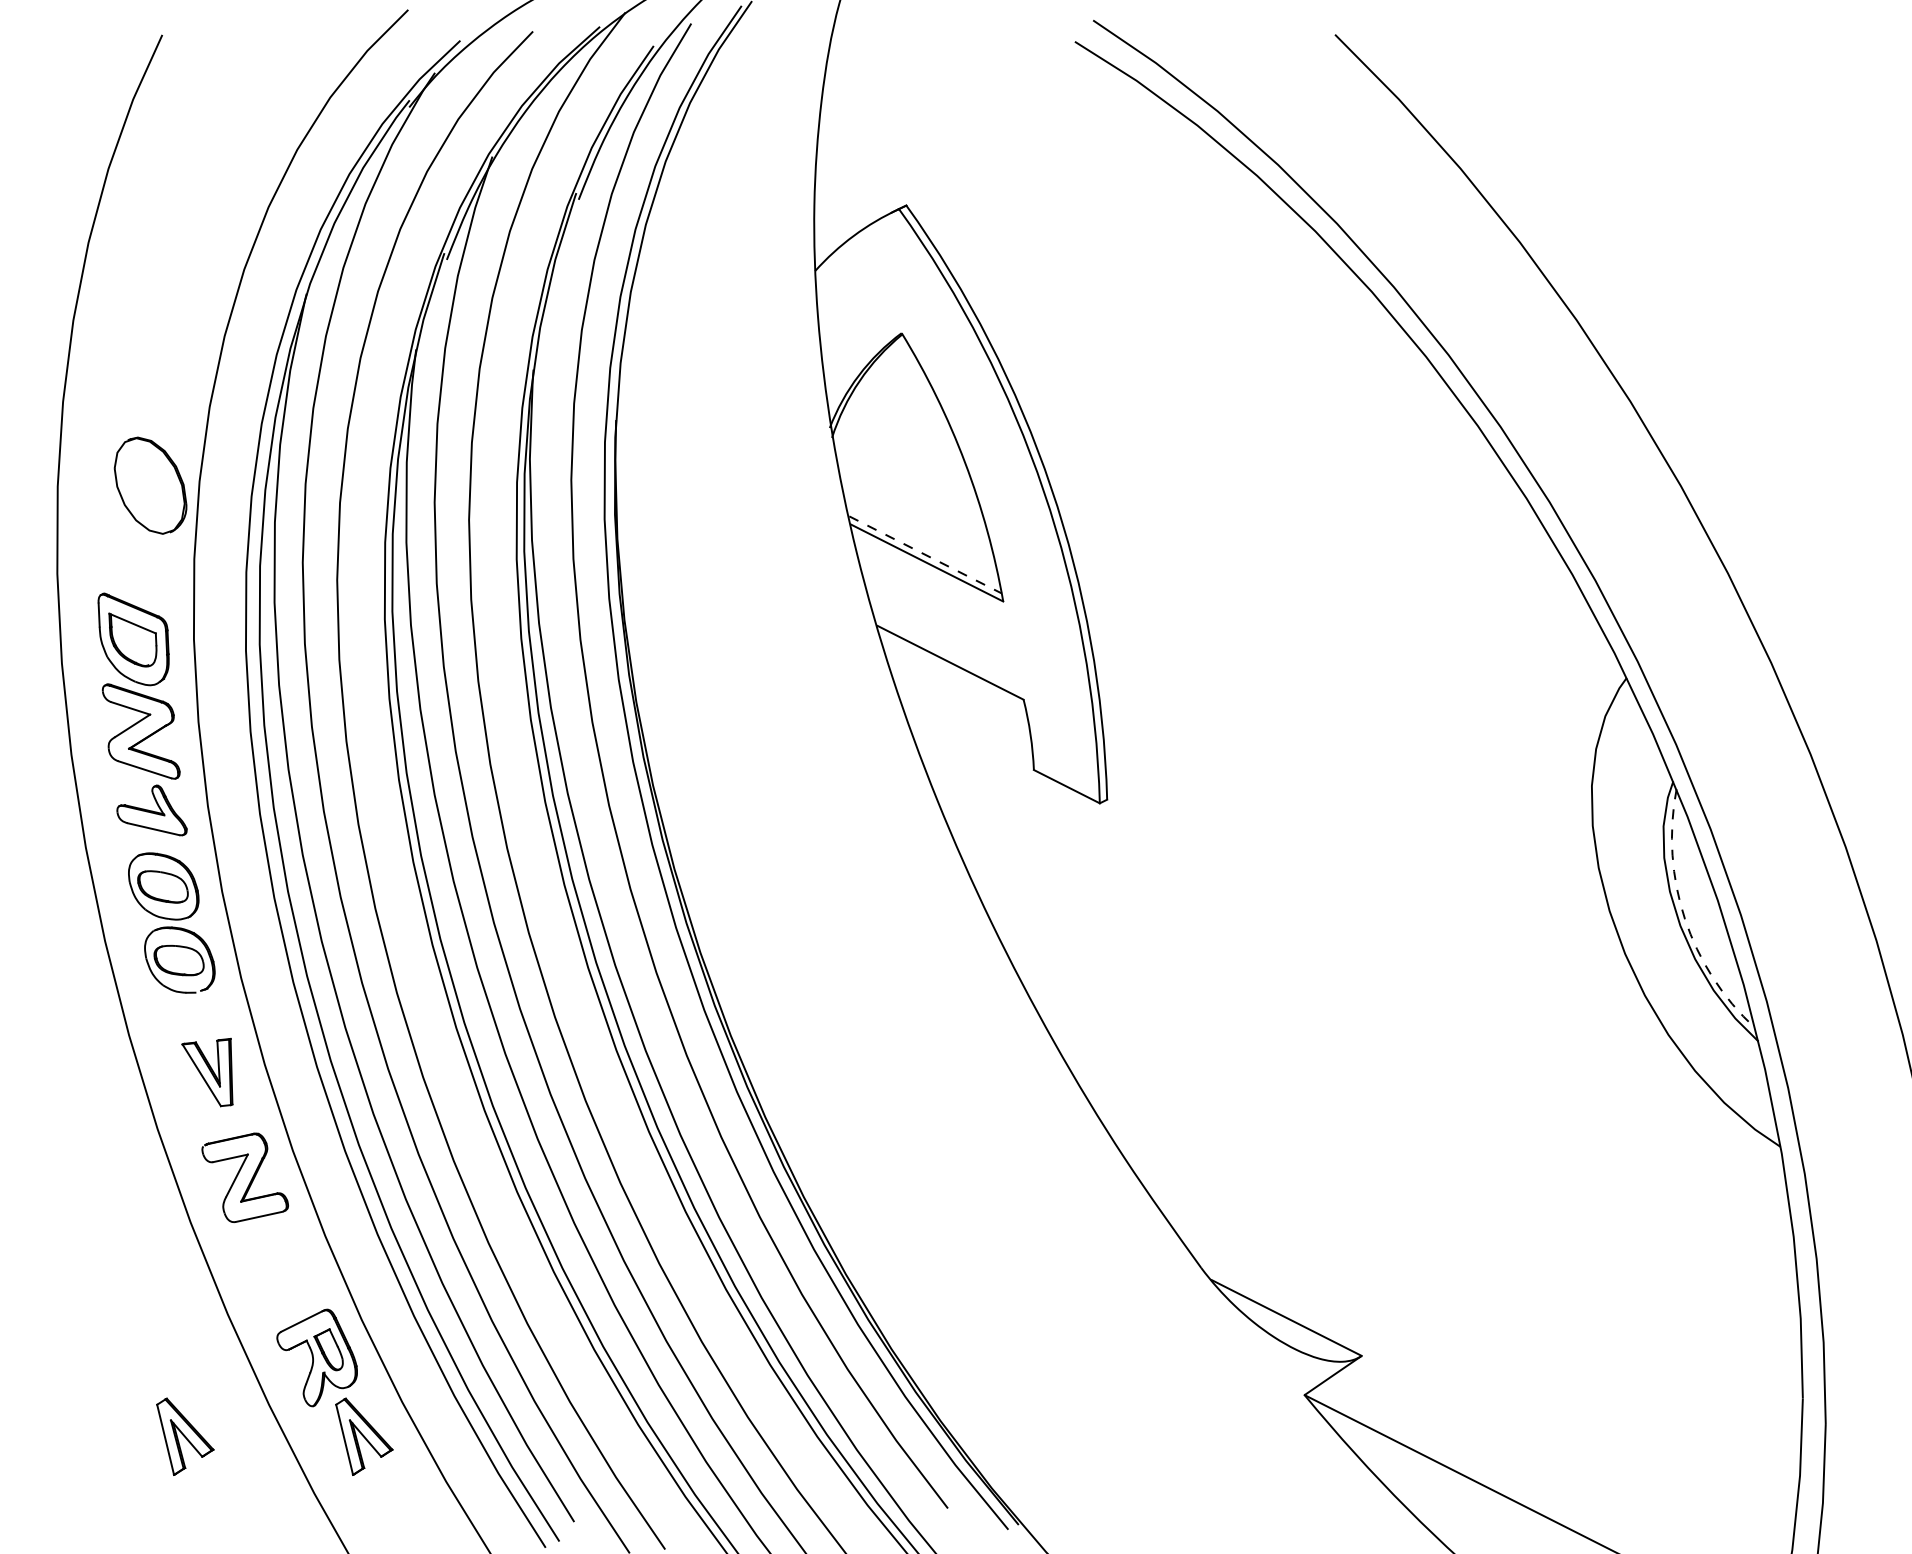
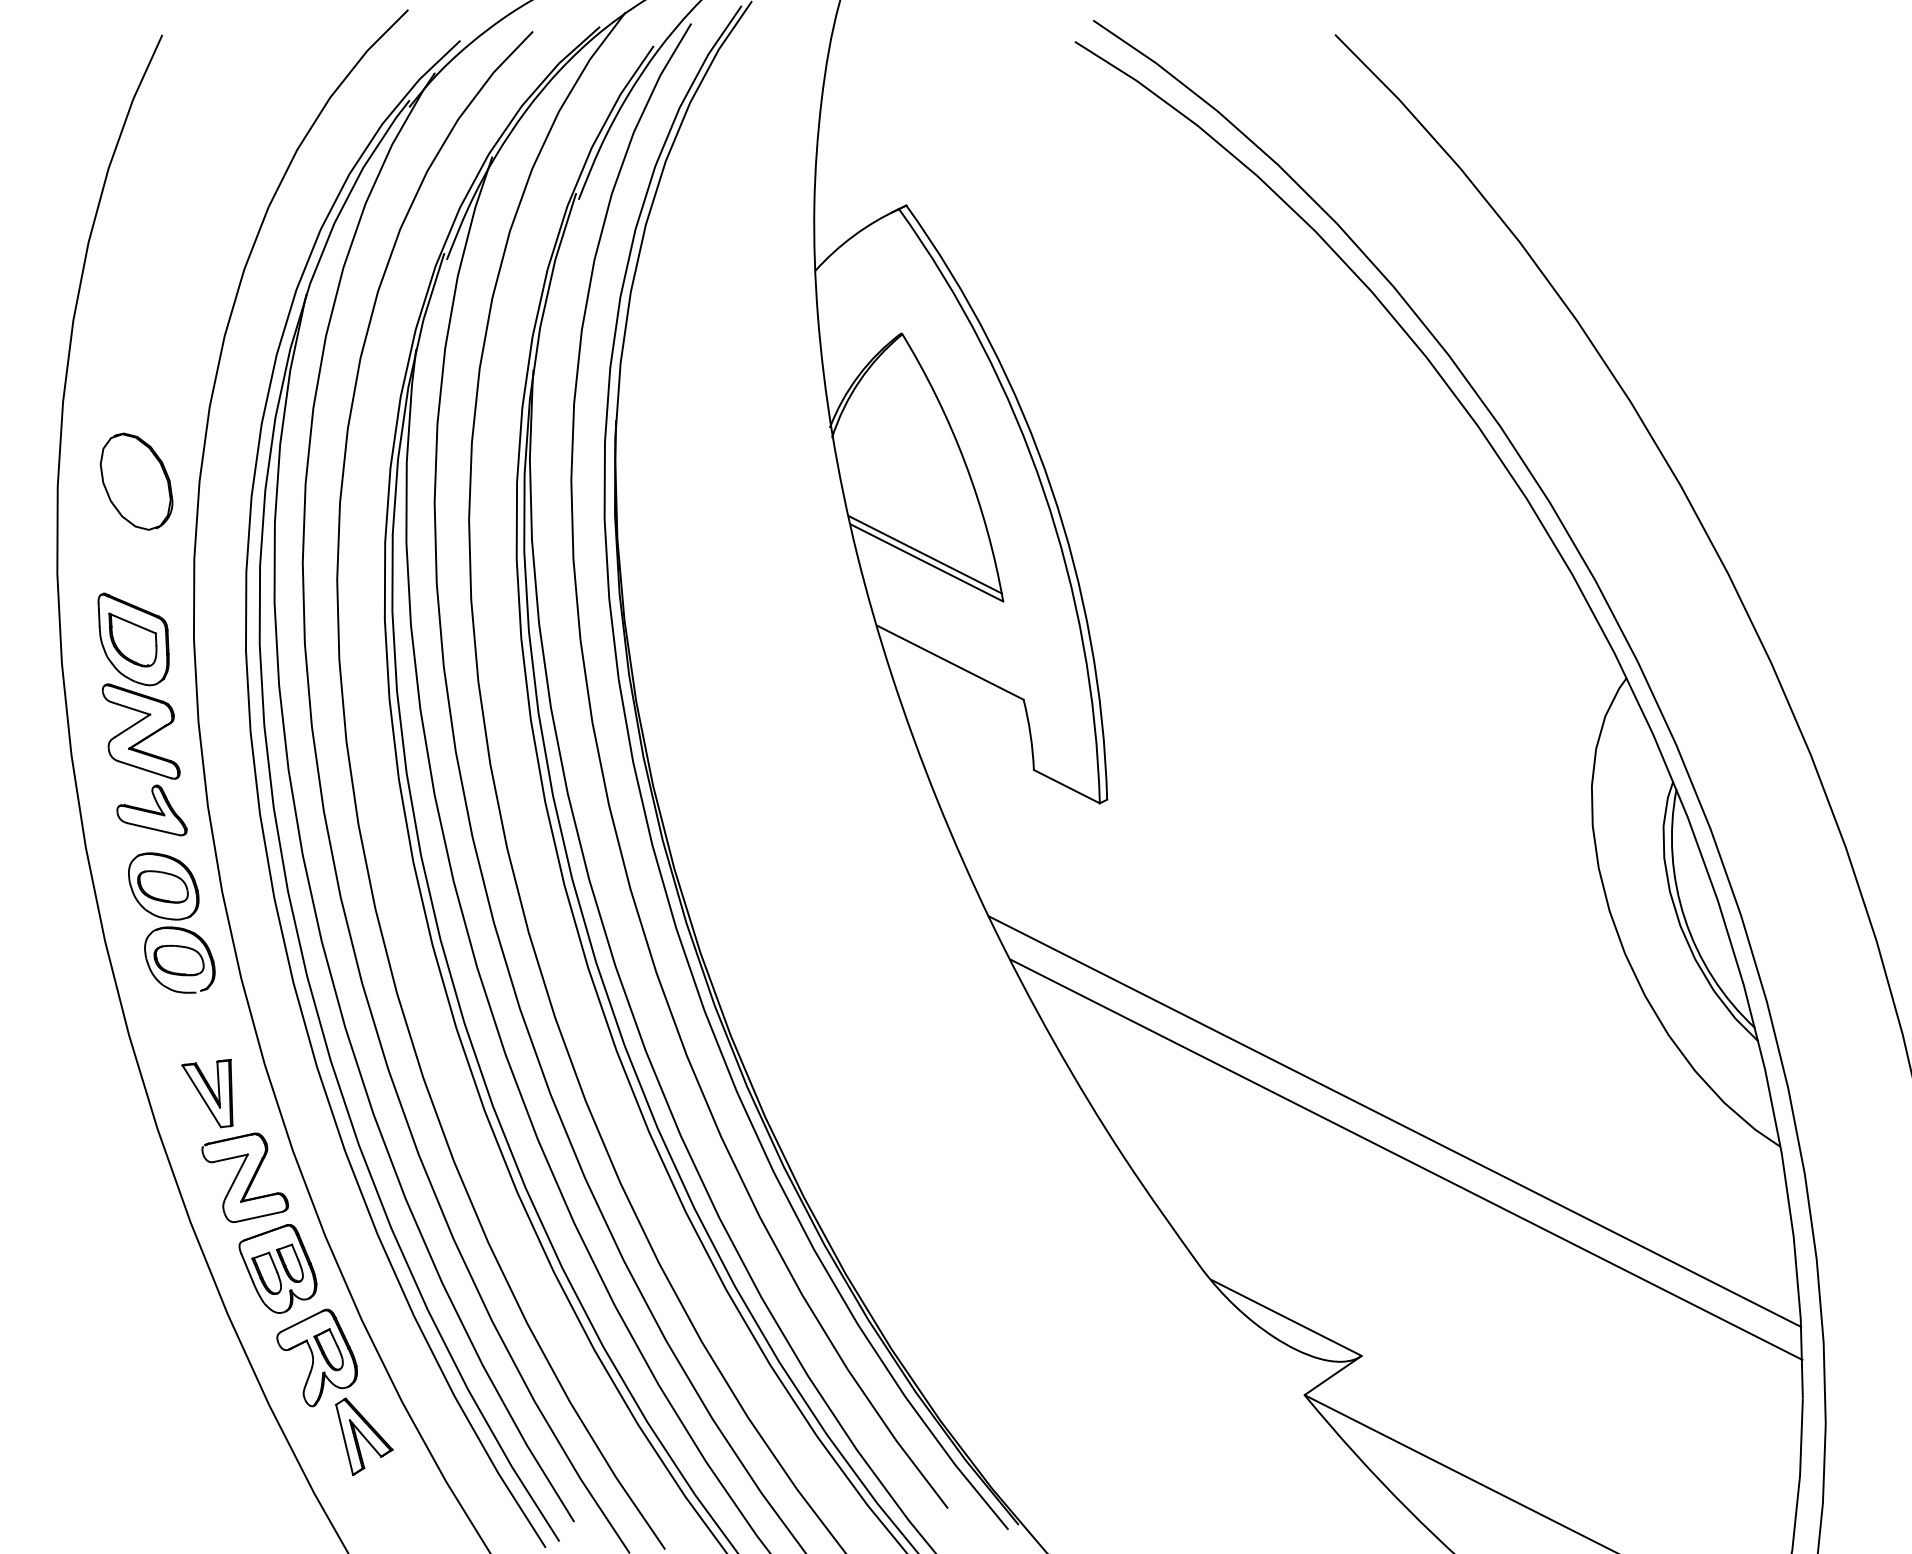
part position: (150, 485) -> (136, 481) (136, 481)
line: dashed -> solid (926, 555)
arc: dashed -> solid (1684, 918)
part position: (207, 1072) -> (207, 1093) (207, 1093)
line: none -> present (1394, 1121)
line: none -> present (1406, 1159)
part: none -> present (277, 1268)
part: present -> none (185, 1436)
